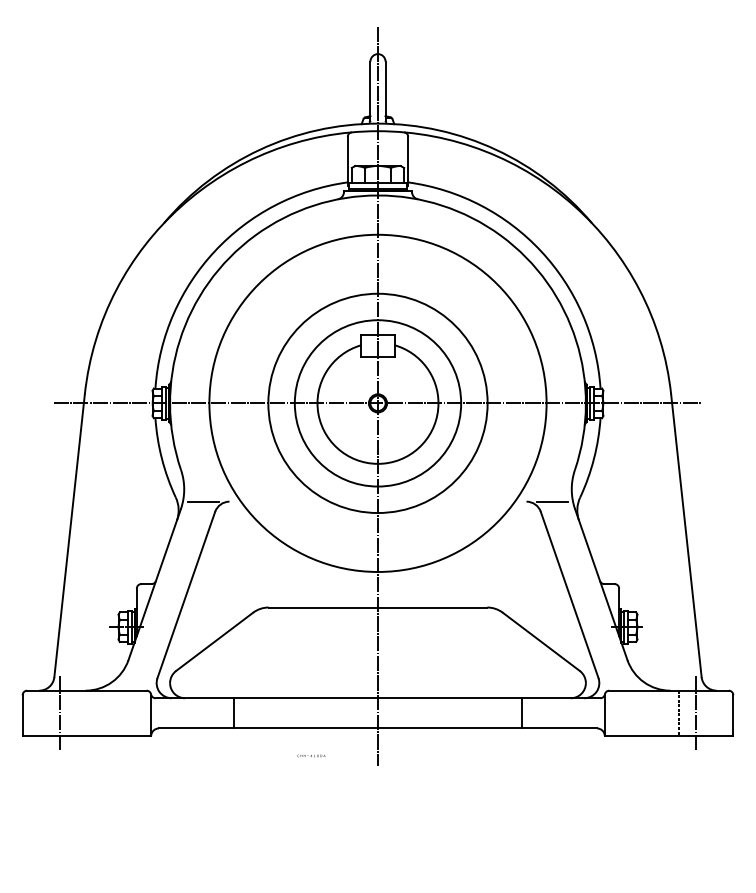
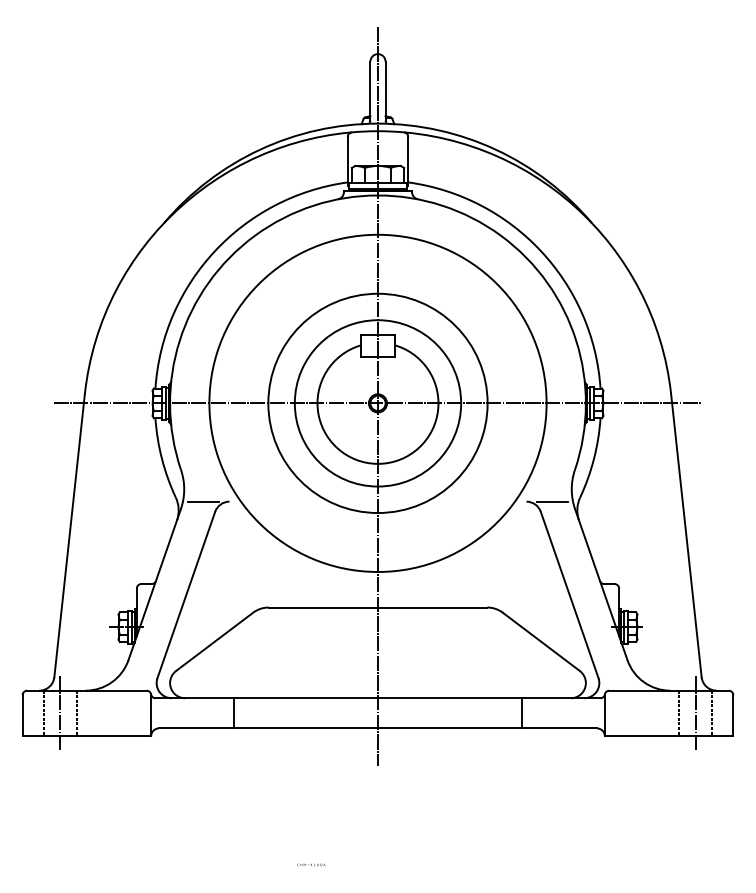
line: none -> present (43, 713)
line: none -> present (77, 713)
line: none -> present (712, 713)
text position: (311, 755) -> (311, 864) (311, 864)
